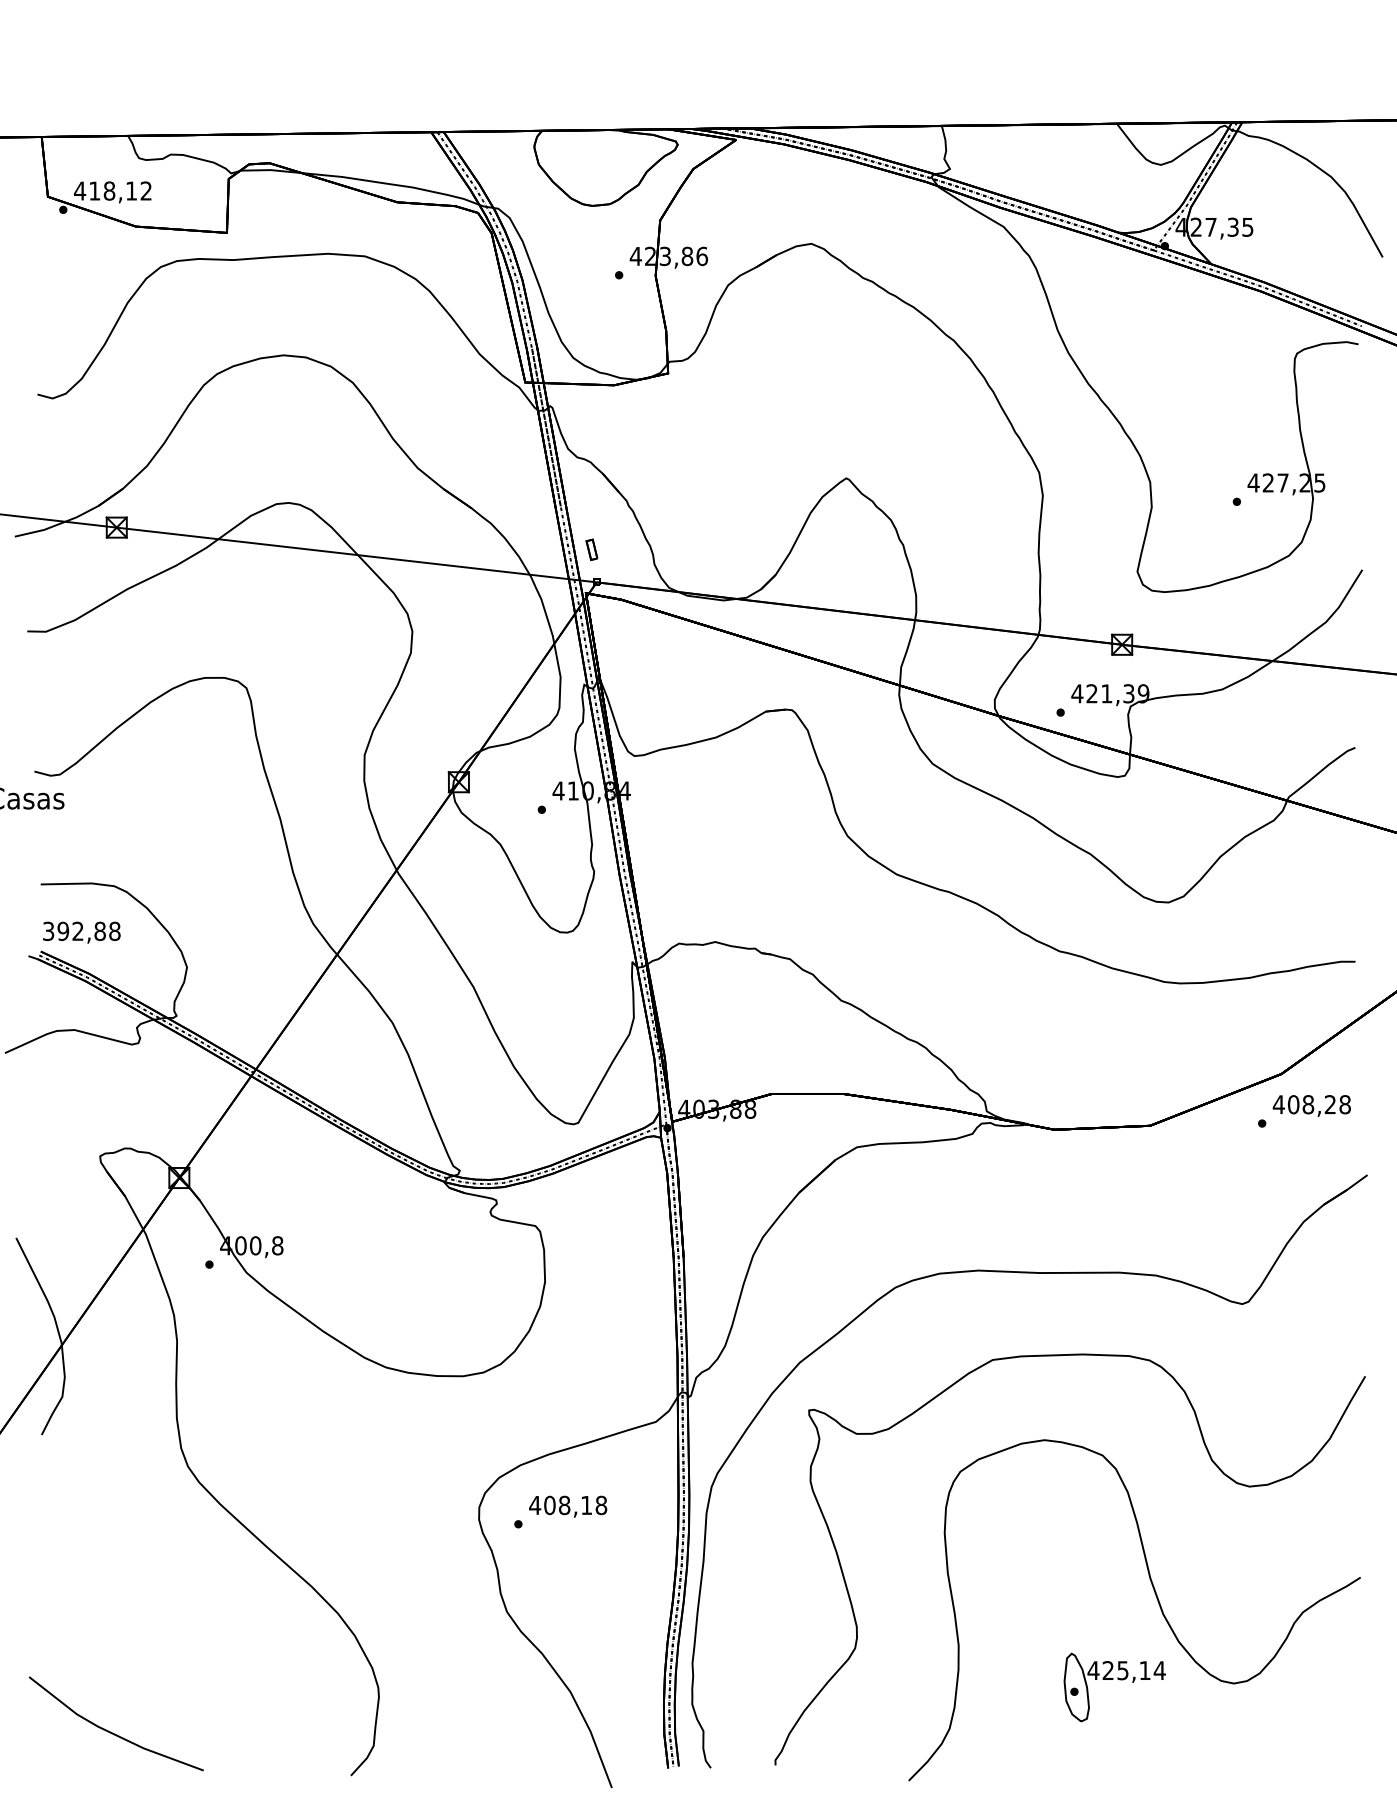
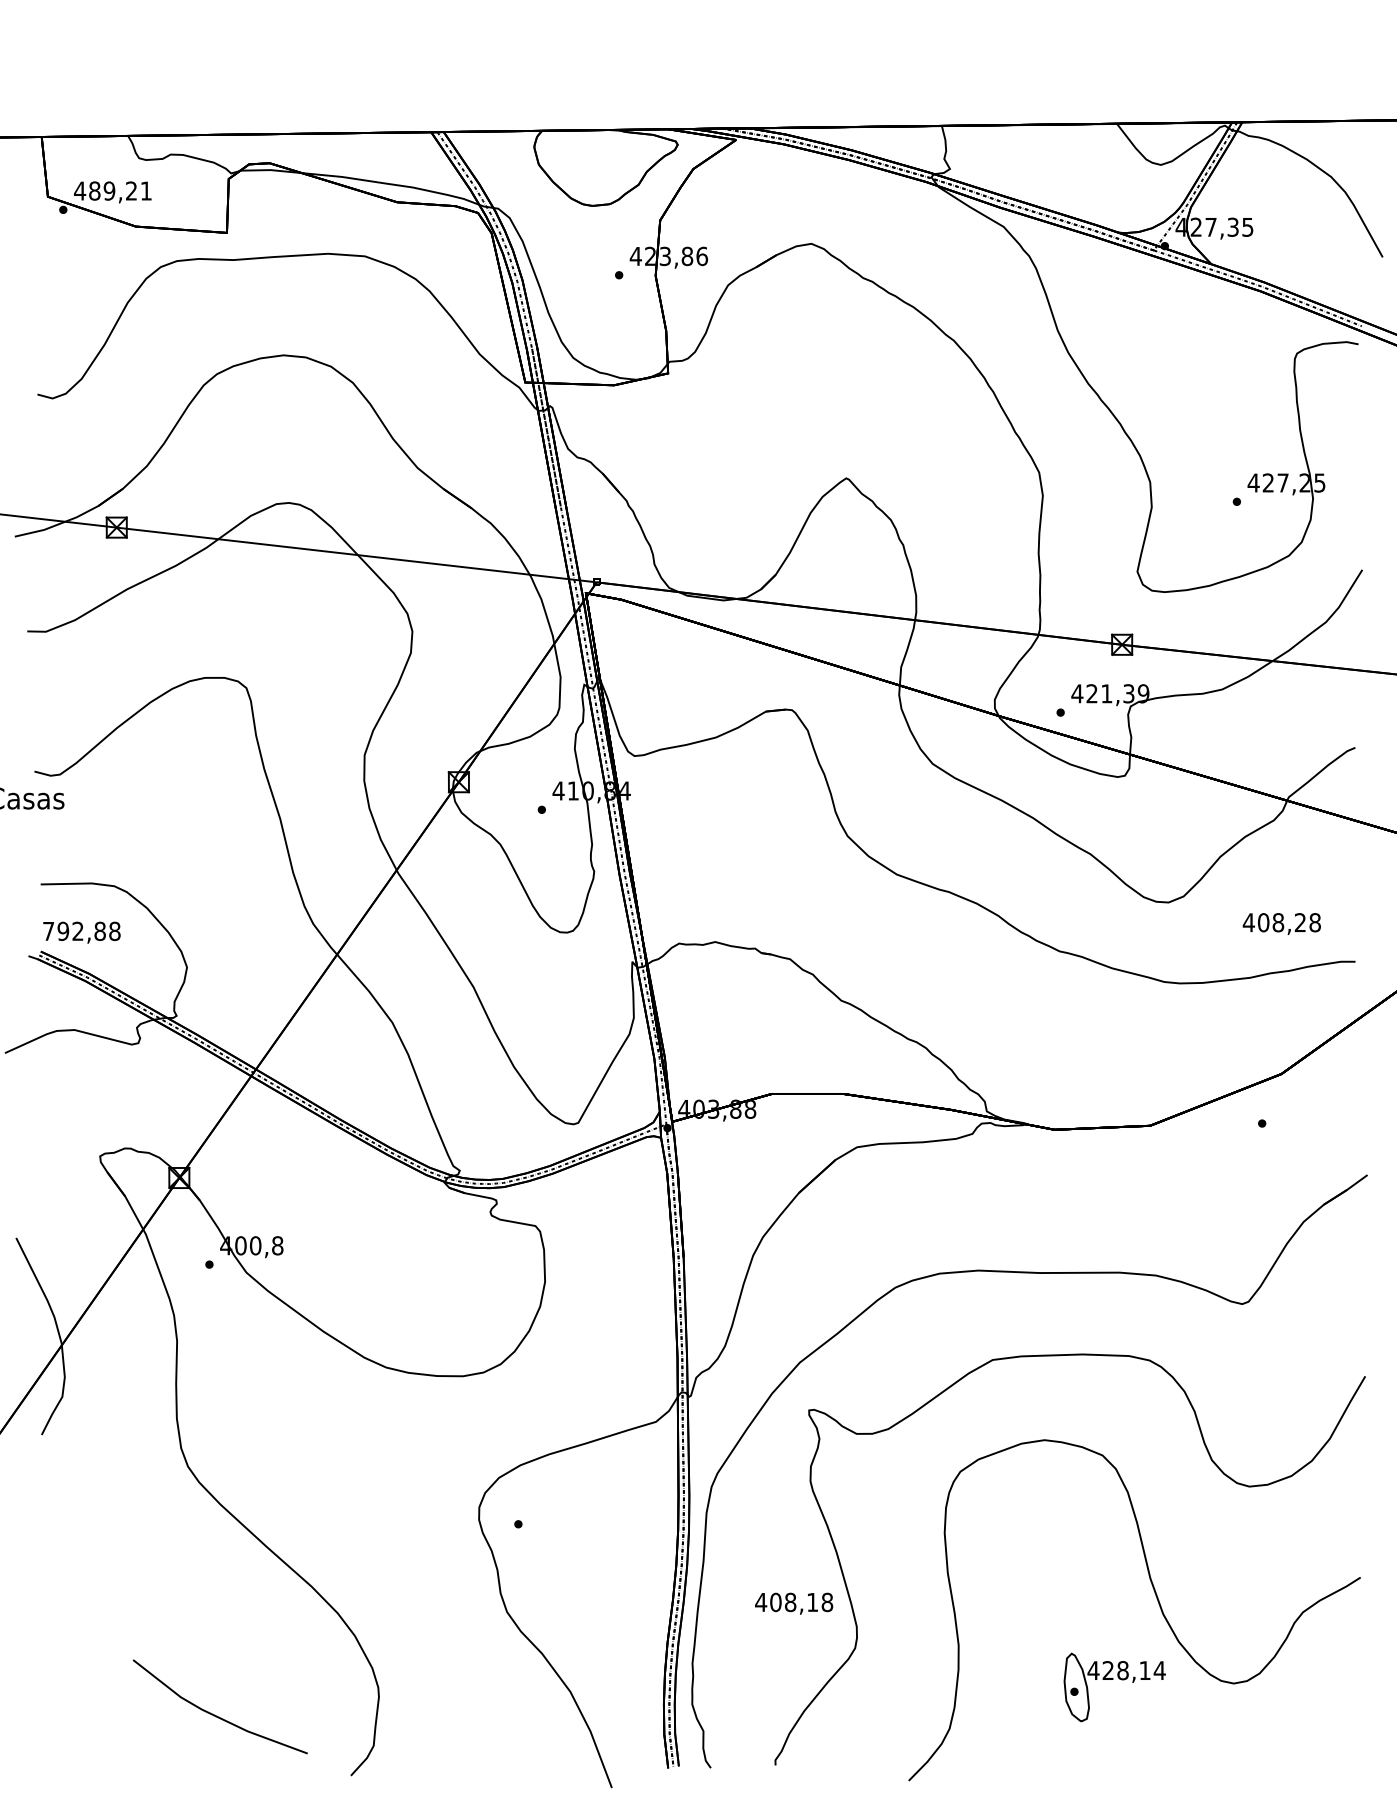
text: 418,12 -> 489,21 (120, 190)
part: present -> none (591, 549)
text: 392,88 -> 792,88 (48, 931)
text position: (1311, 1105) -> (1281, 923) (1281, 923)
text position: (568, 1506) -> (794, 1603) (794, 1603)
text: 425,14 -> 428,14 (1122, 1670)
line position: (110, 1731) -> (214, 1714) (214, 1714)
